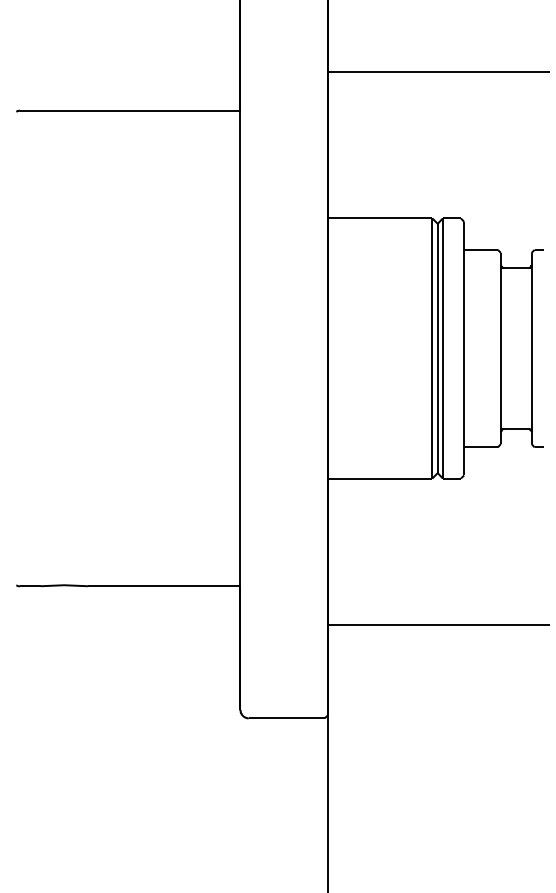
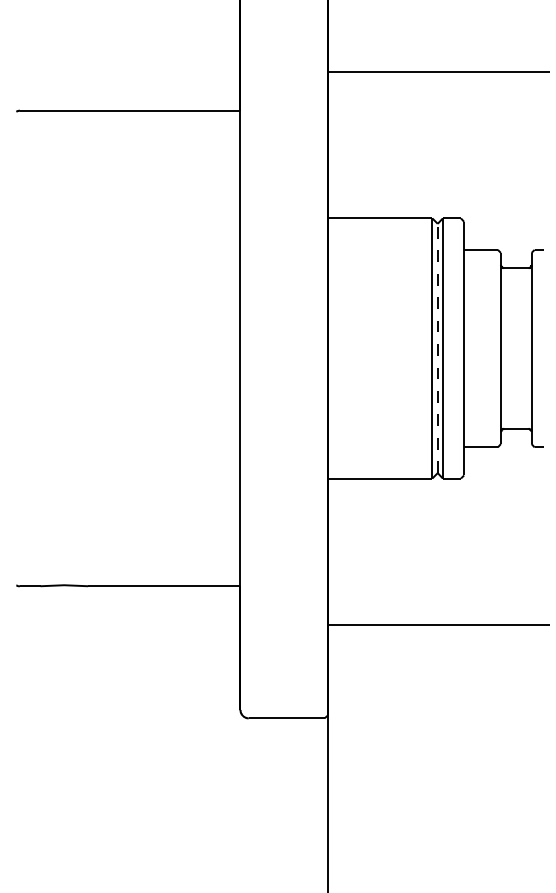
line: solid -> dashed (437, 348)
